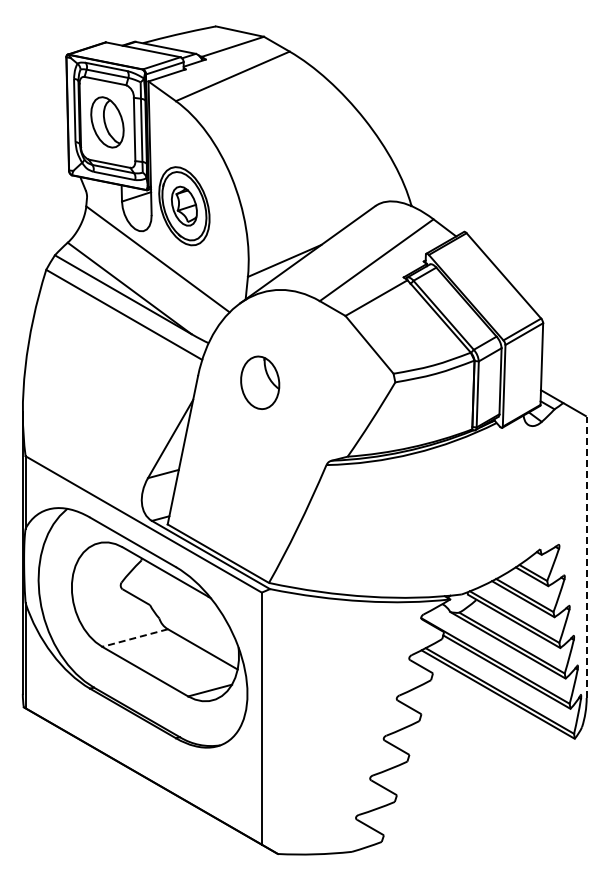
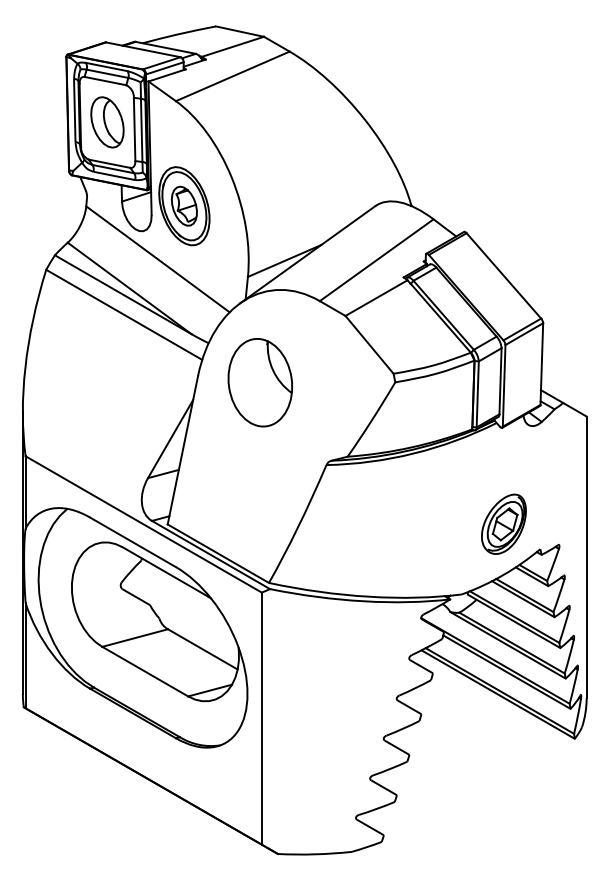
part size: 41x55 px -> 66x90 px (259, 382)
part: none -> present (503, 523)
line: dashed -> solid (586, 557)
line: dashed -> solid (135, 638)
